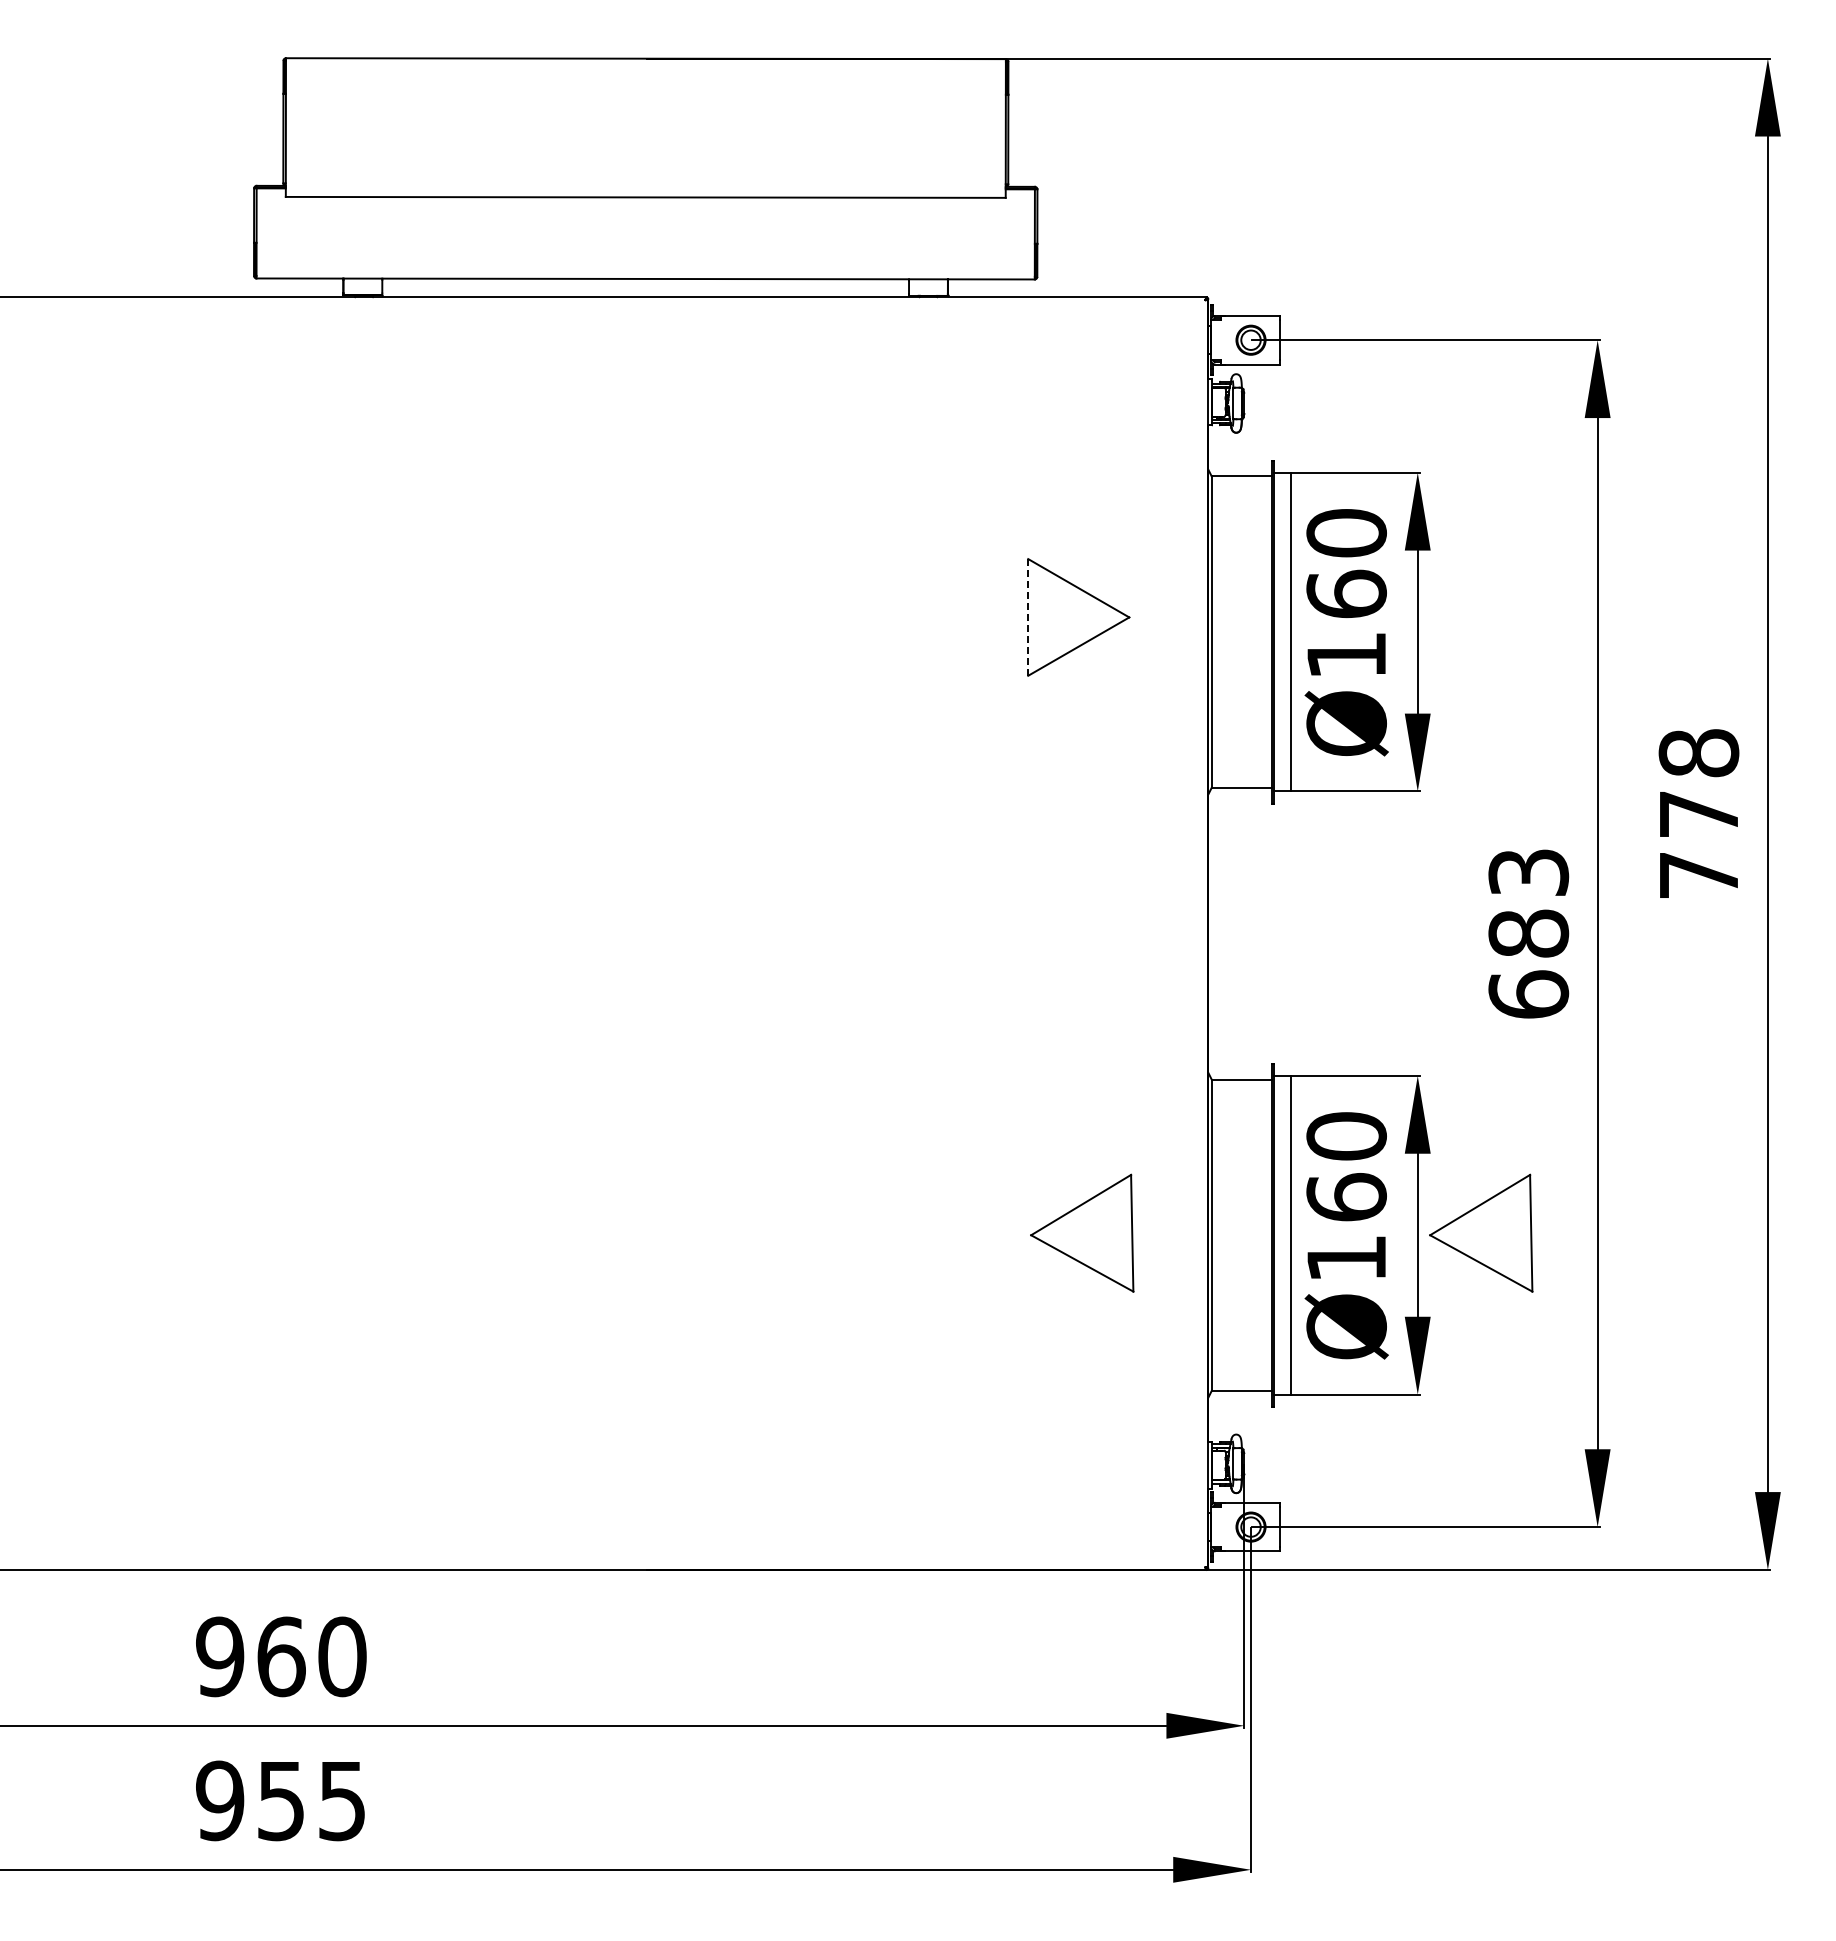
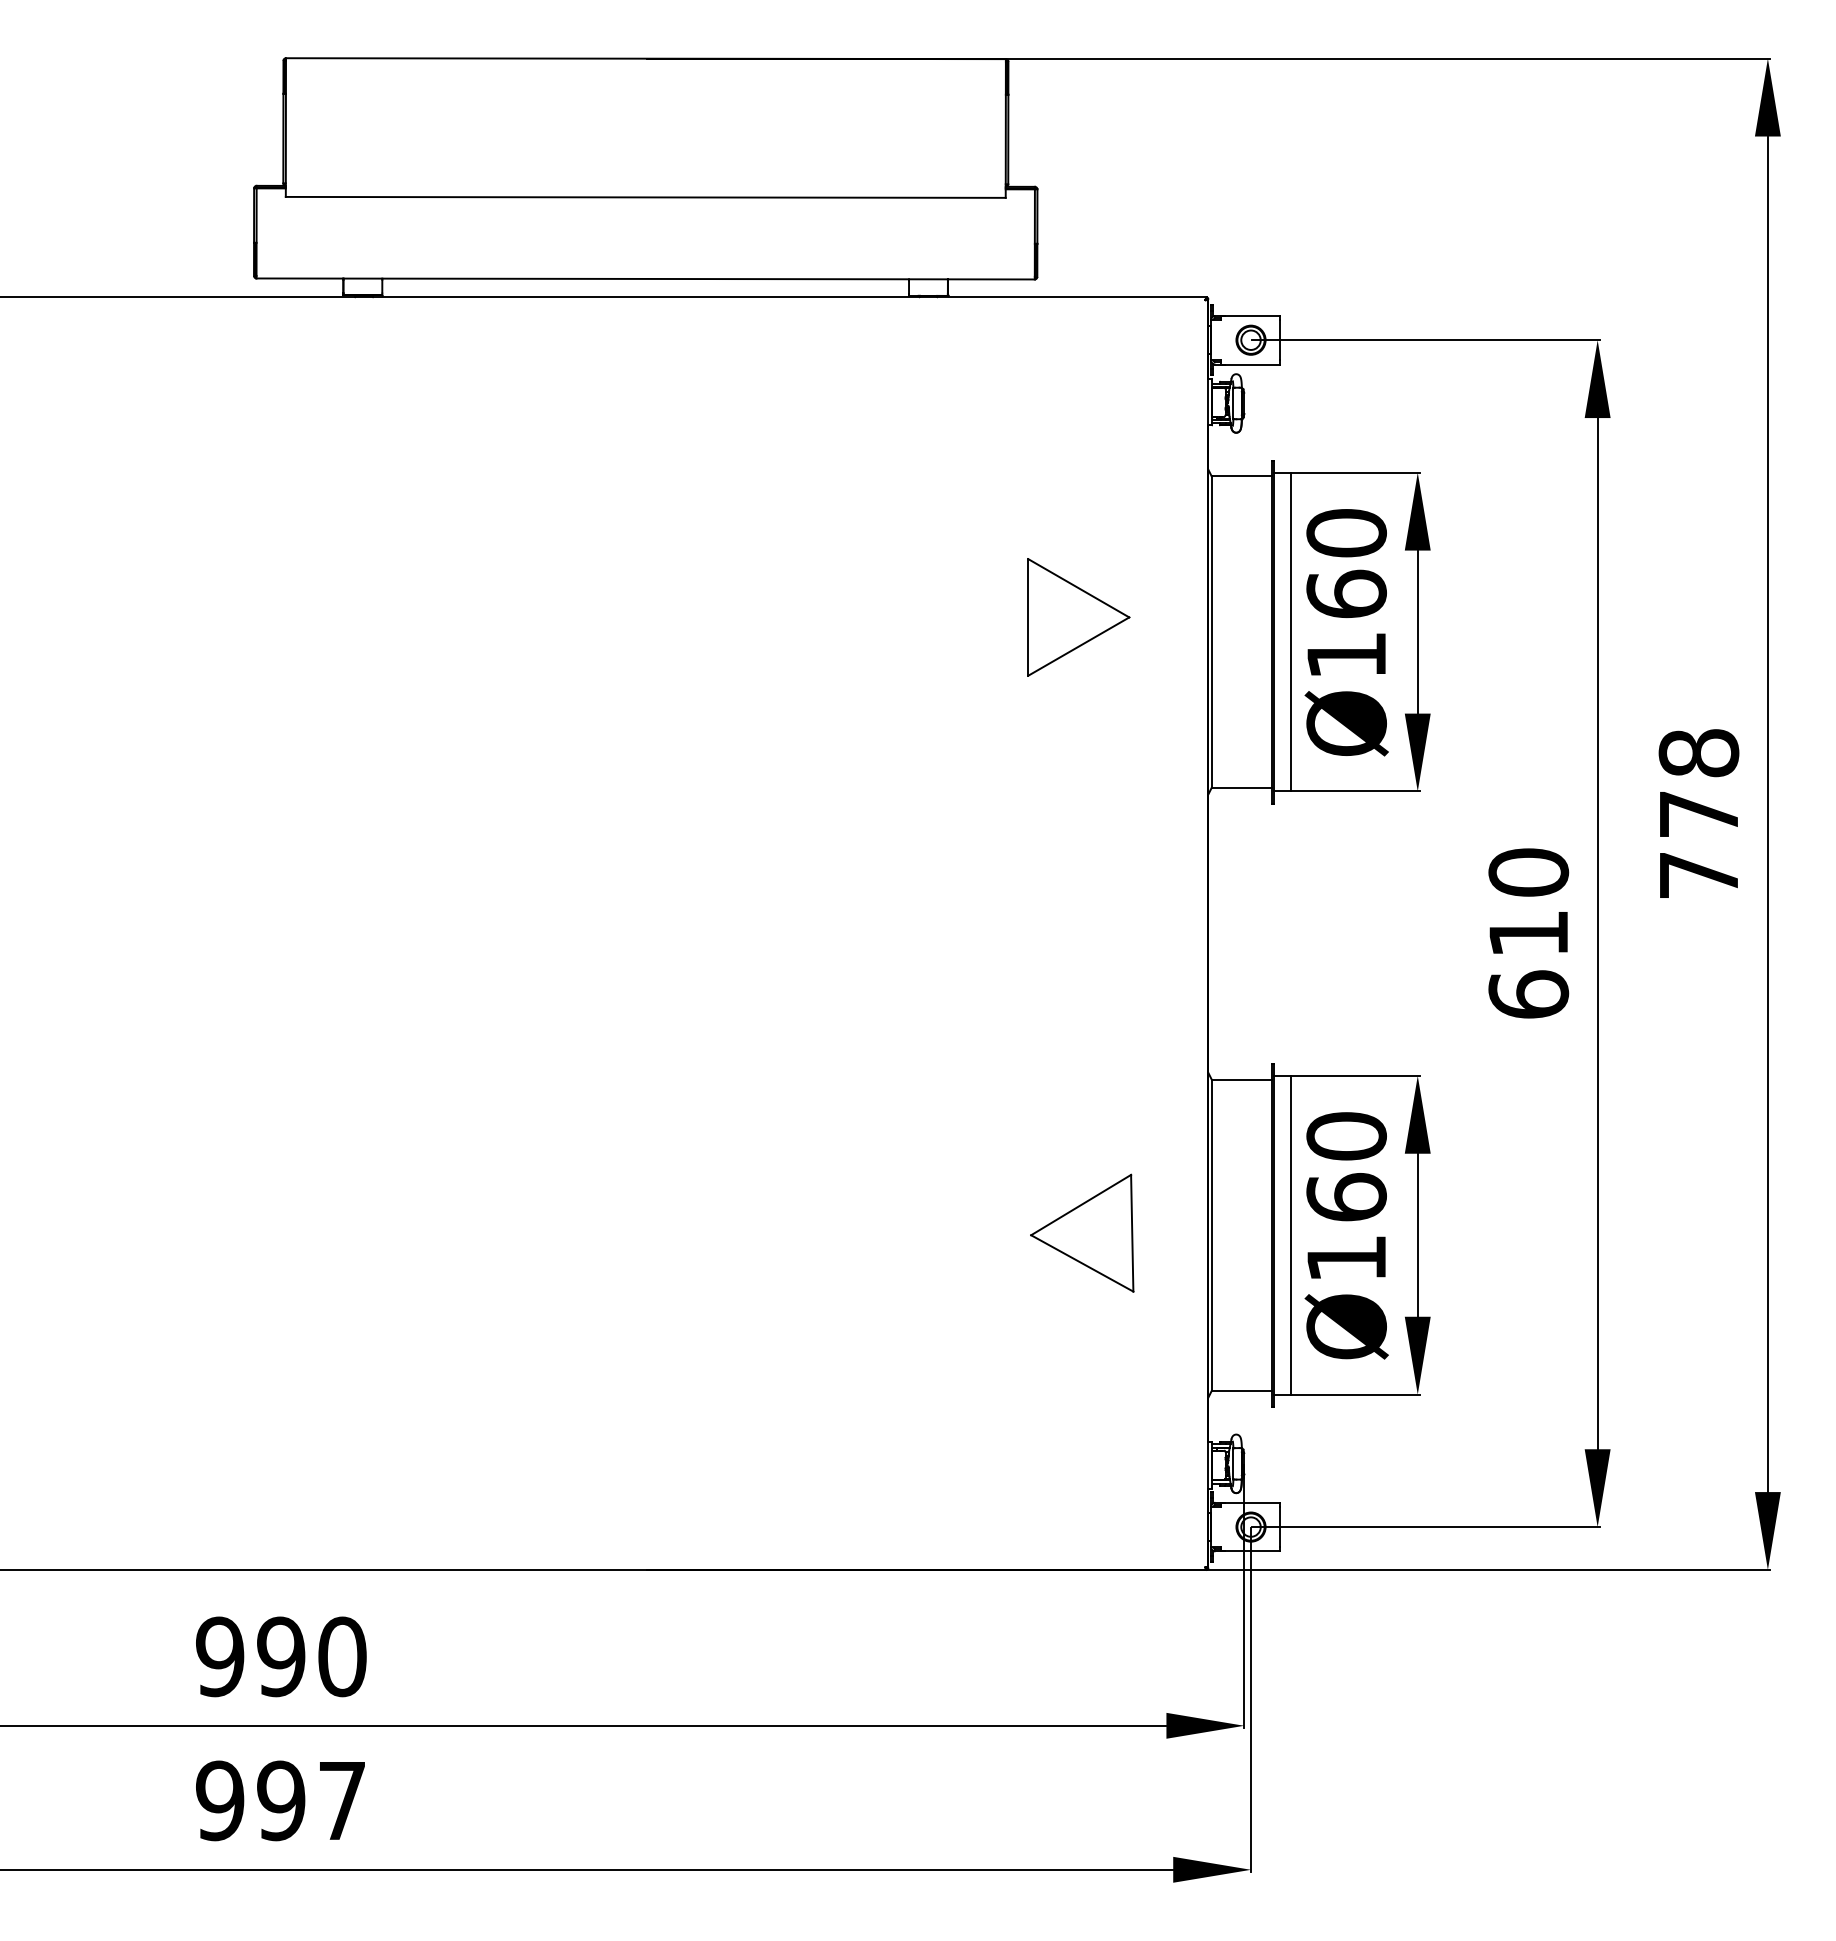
line: dashed -> solid (1028, 617)
text: 683 -> 610 (1528, 902)
part: present -> none (1481, 1232)
text: 960 -> 990 (281, 1656)
text: 955 -> 997 (310, 1800)
